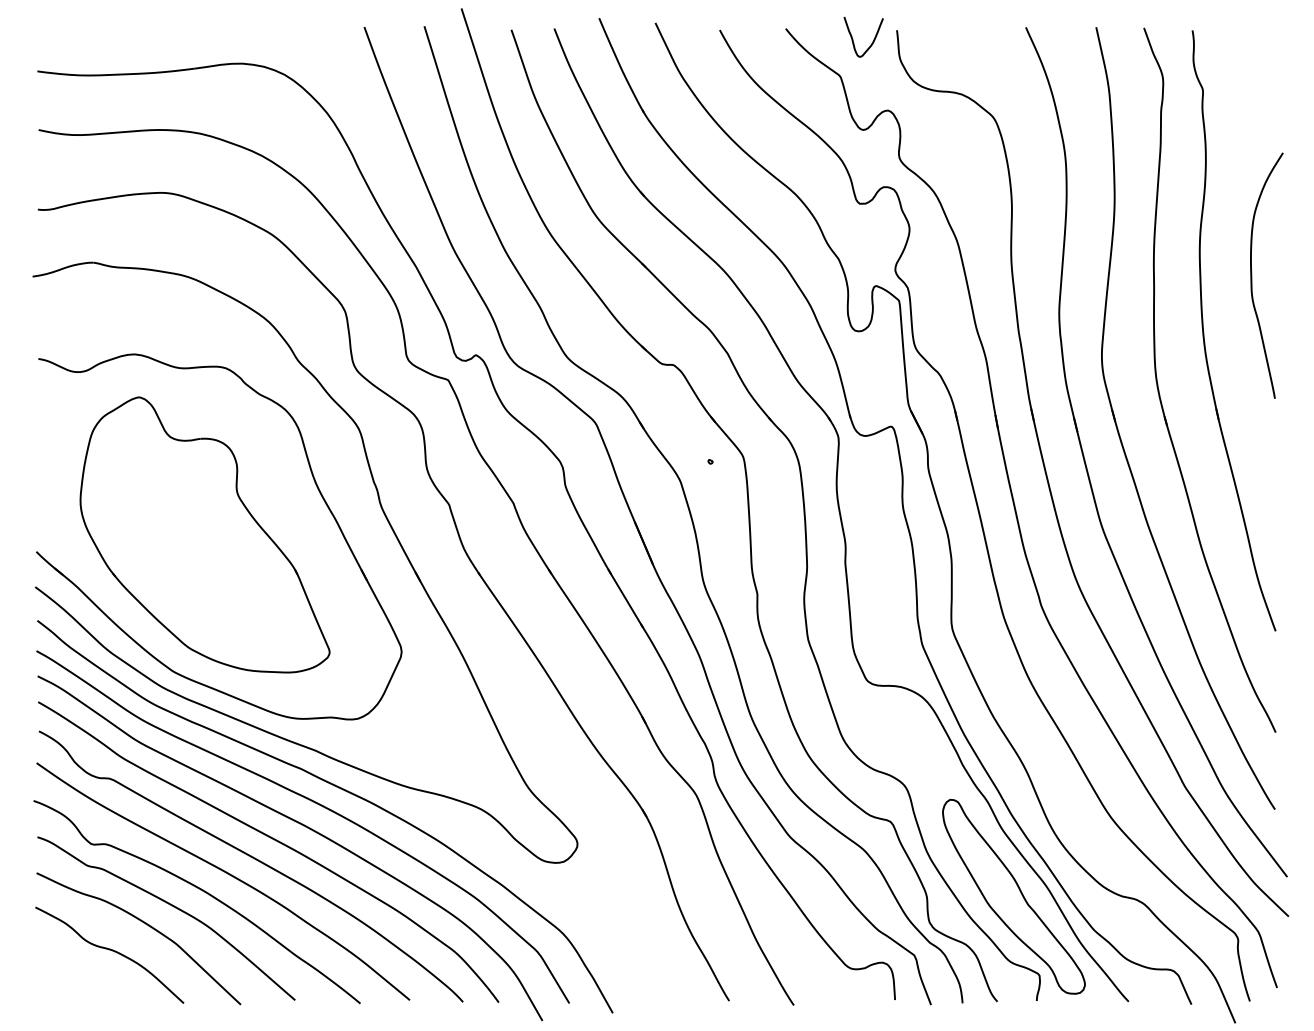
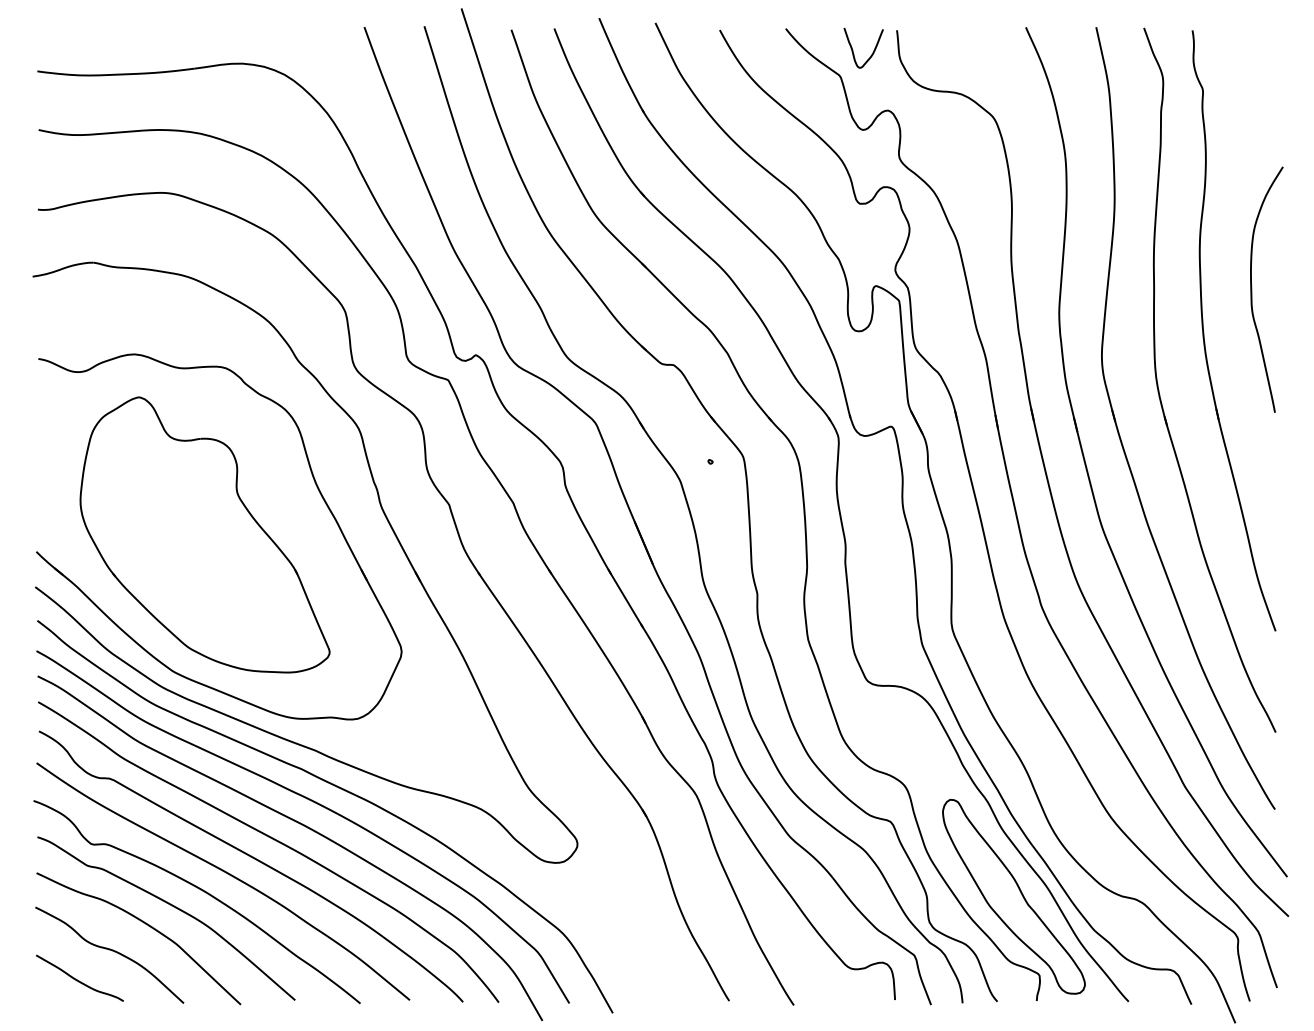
curve position: (872, 41) -> (872, 52) (872, 52)
curve position: (1252, 275) -> (1252, 289) (1252, 289)
curve: none -> present (77, 979)
